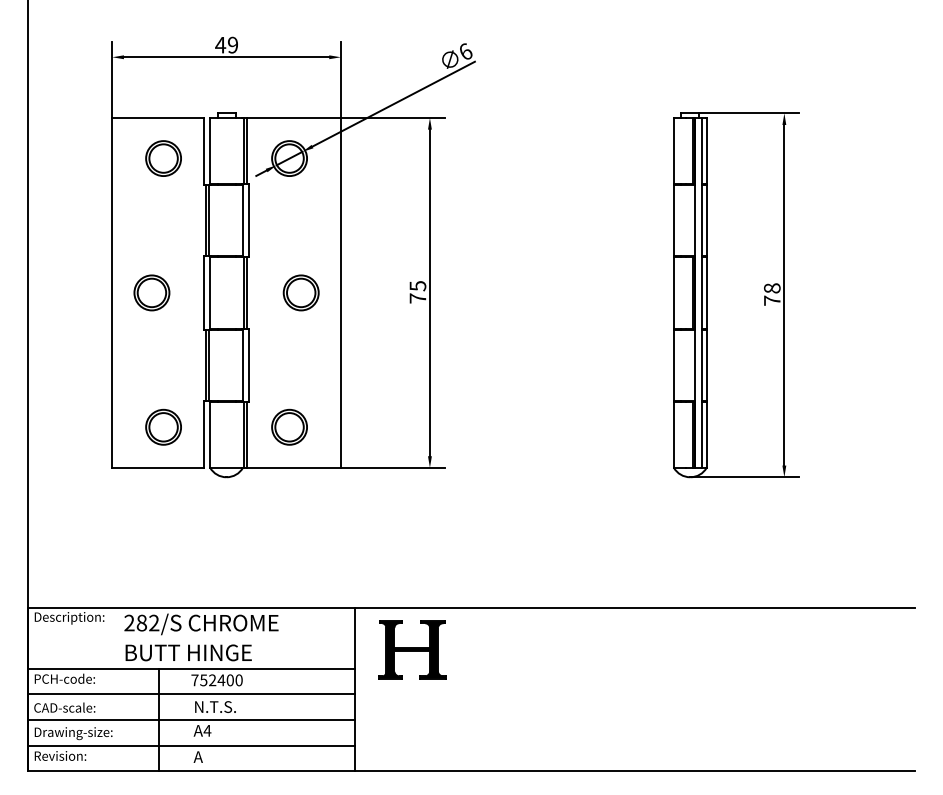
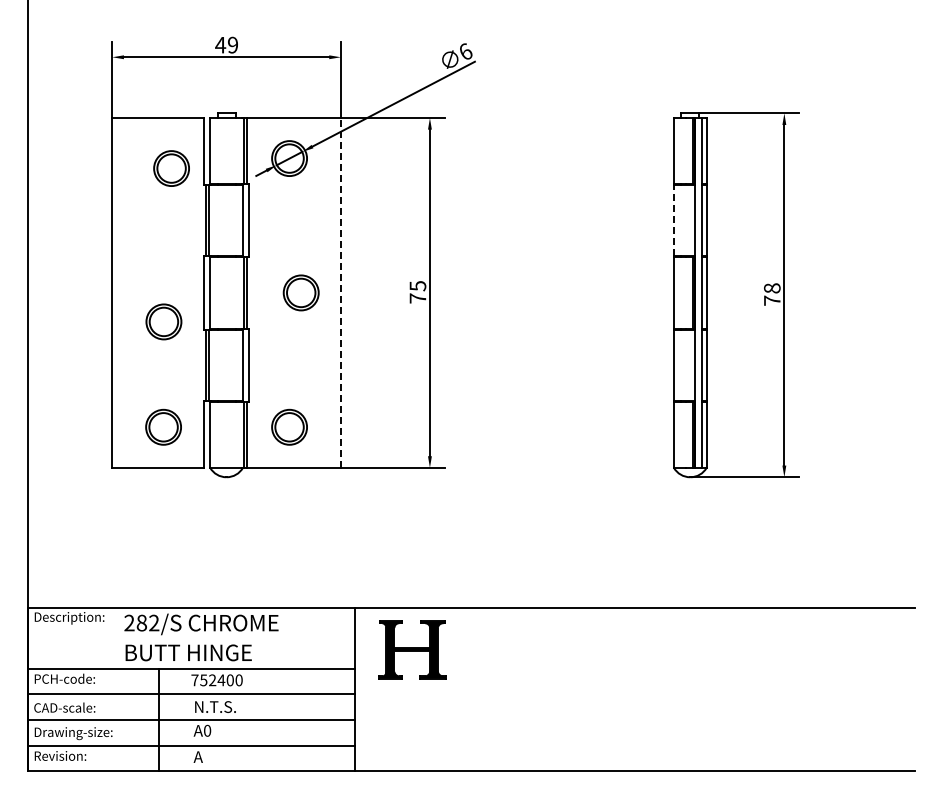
part position: (163, 158) -> (171, 168) (171, 168)
line: solid -> dashed (673, 220)
part position: (151, 292) -> (163, 321) (163, 321)
line: solid -> dashed (340, 292)
text: A4 -> A0 (207, 730)
